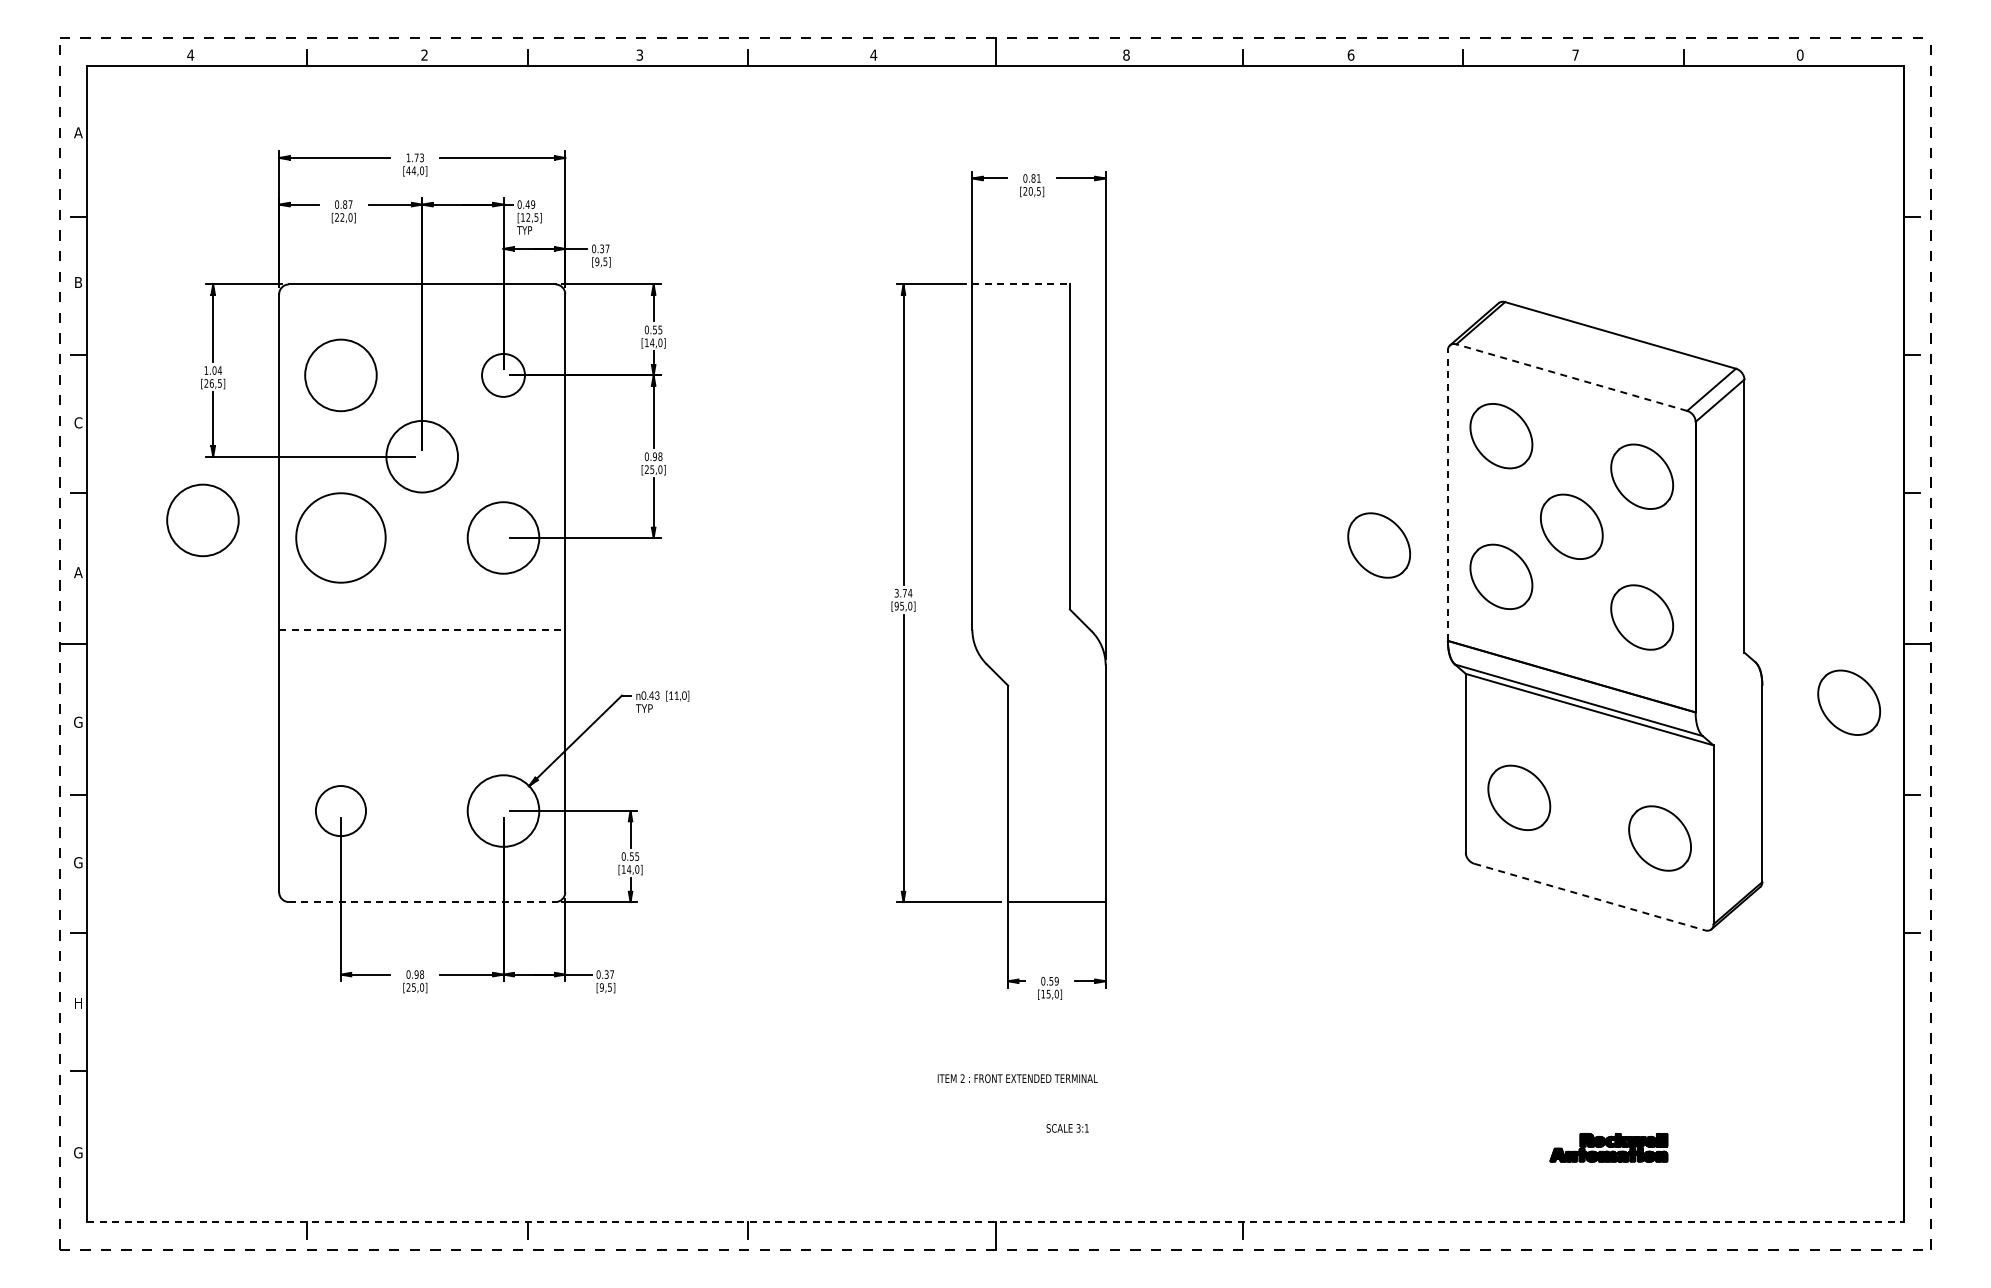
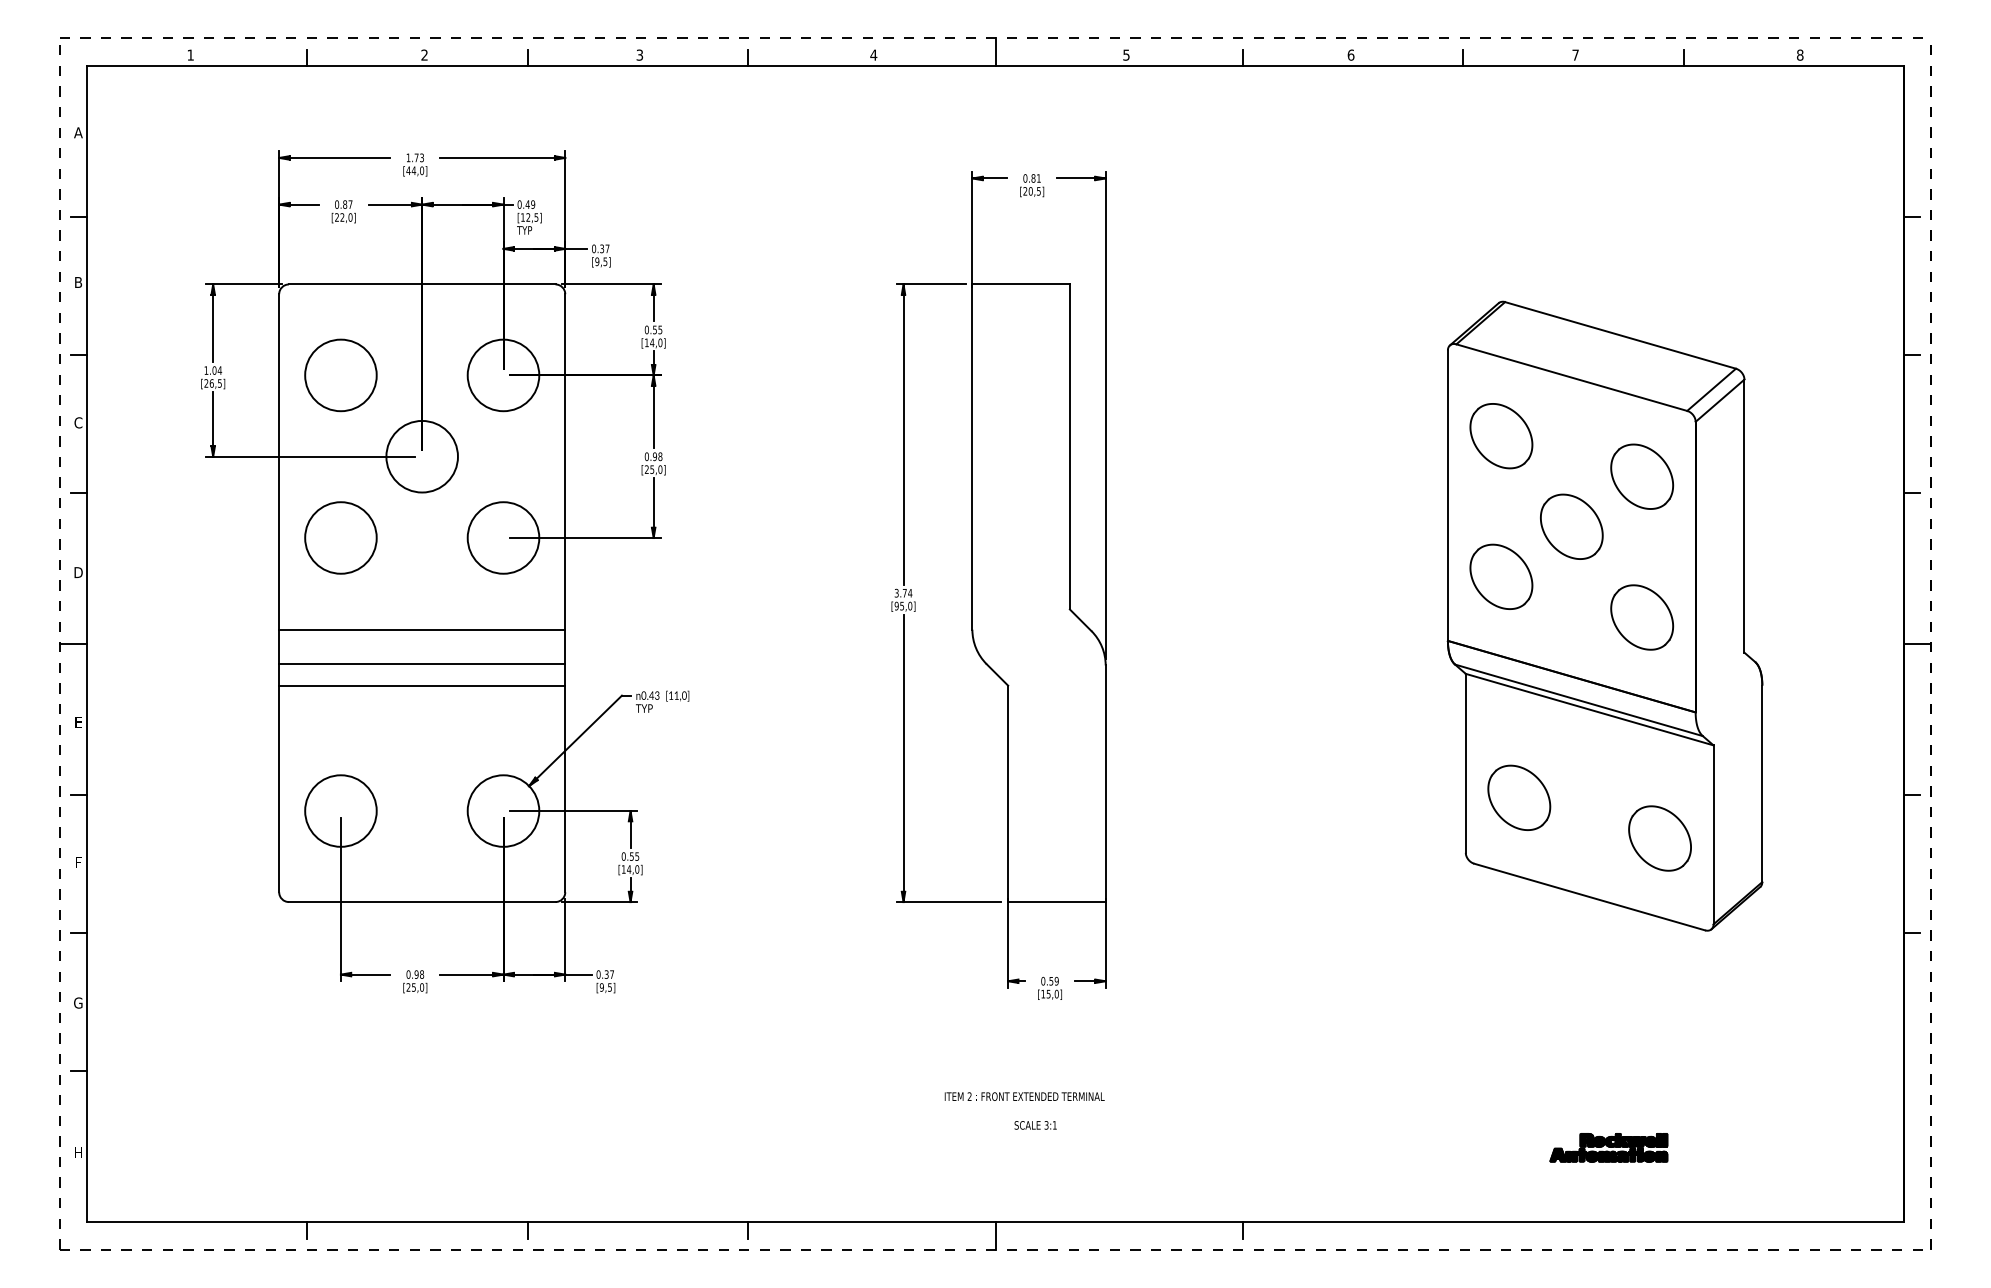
text: 4 -> 1 (190, 54)
text: 8 -> 5 (1126, 54)
text: 0 -> 8 (1799, 54)
line: dashed -> solid (1021, 284)
circle diameter: 43 px -> 72 px (503, 375)
line: dashed -> solid (1571, 377)
line: dashed -> solid (1447, 495)
circle: present -> none (202, 520)
circle diameter: 89 px -> 72 px (340, 537)
part: present -> none (1379, 545)
text: A -> D (78, 572)
line: dashed -> solid (422, 629)
line: none -> present (422, 664)
line: none -> present (422, 685)
part: present -> none (1849, 702)
text: G -> E (78, 721)
circle diameter: 50 px -> 72 px (340, 810)
text: G -> F (78, 862)
line: dashed -> solid (1590, 897)
line: dashed -> solid (422, 902)
text: H -> G (78, 1002)
text position: (1017, 1078) -> (1024, 1096) (1024, 1096)
text position: (1067, 1128) -> (1035, 1125) (1035, 1125)
text: G -> H (78, 1152)
line: dashed -> solid (996, 1221)
